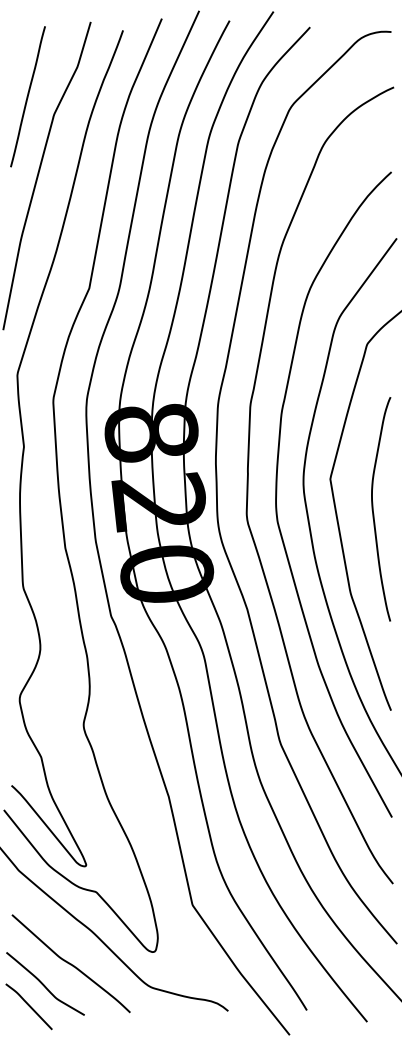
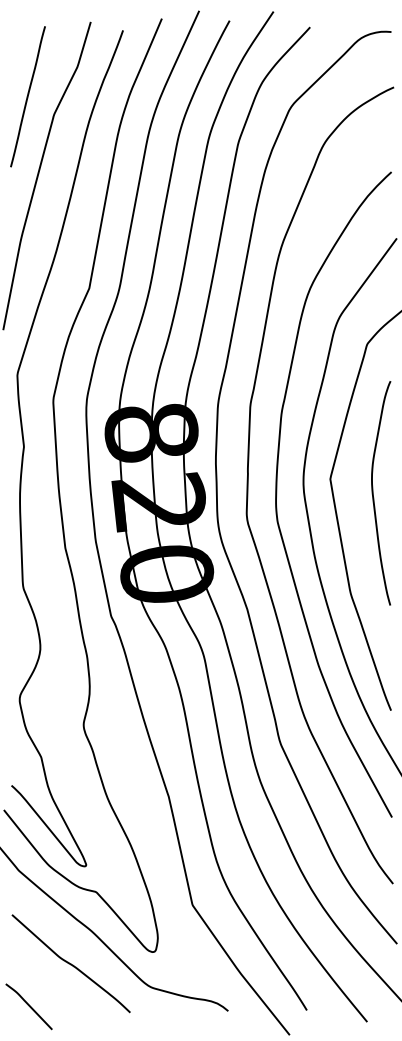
curve position: (373, 509) -> (373, 493) (373, 493)
curve: present -> none (44, 984)
